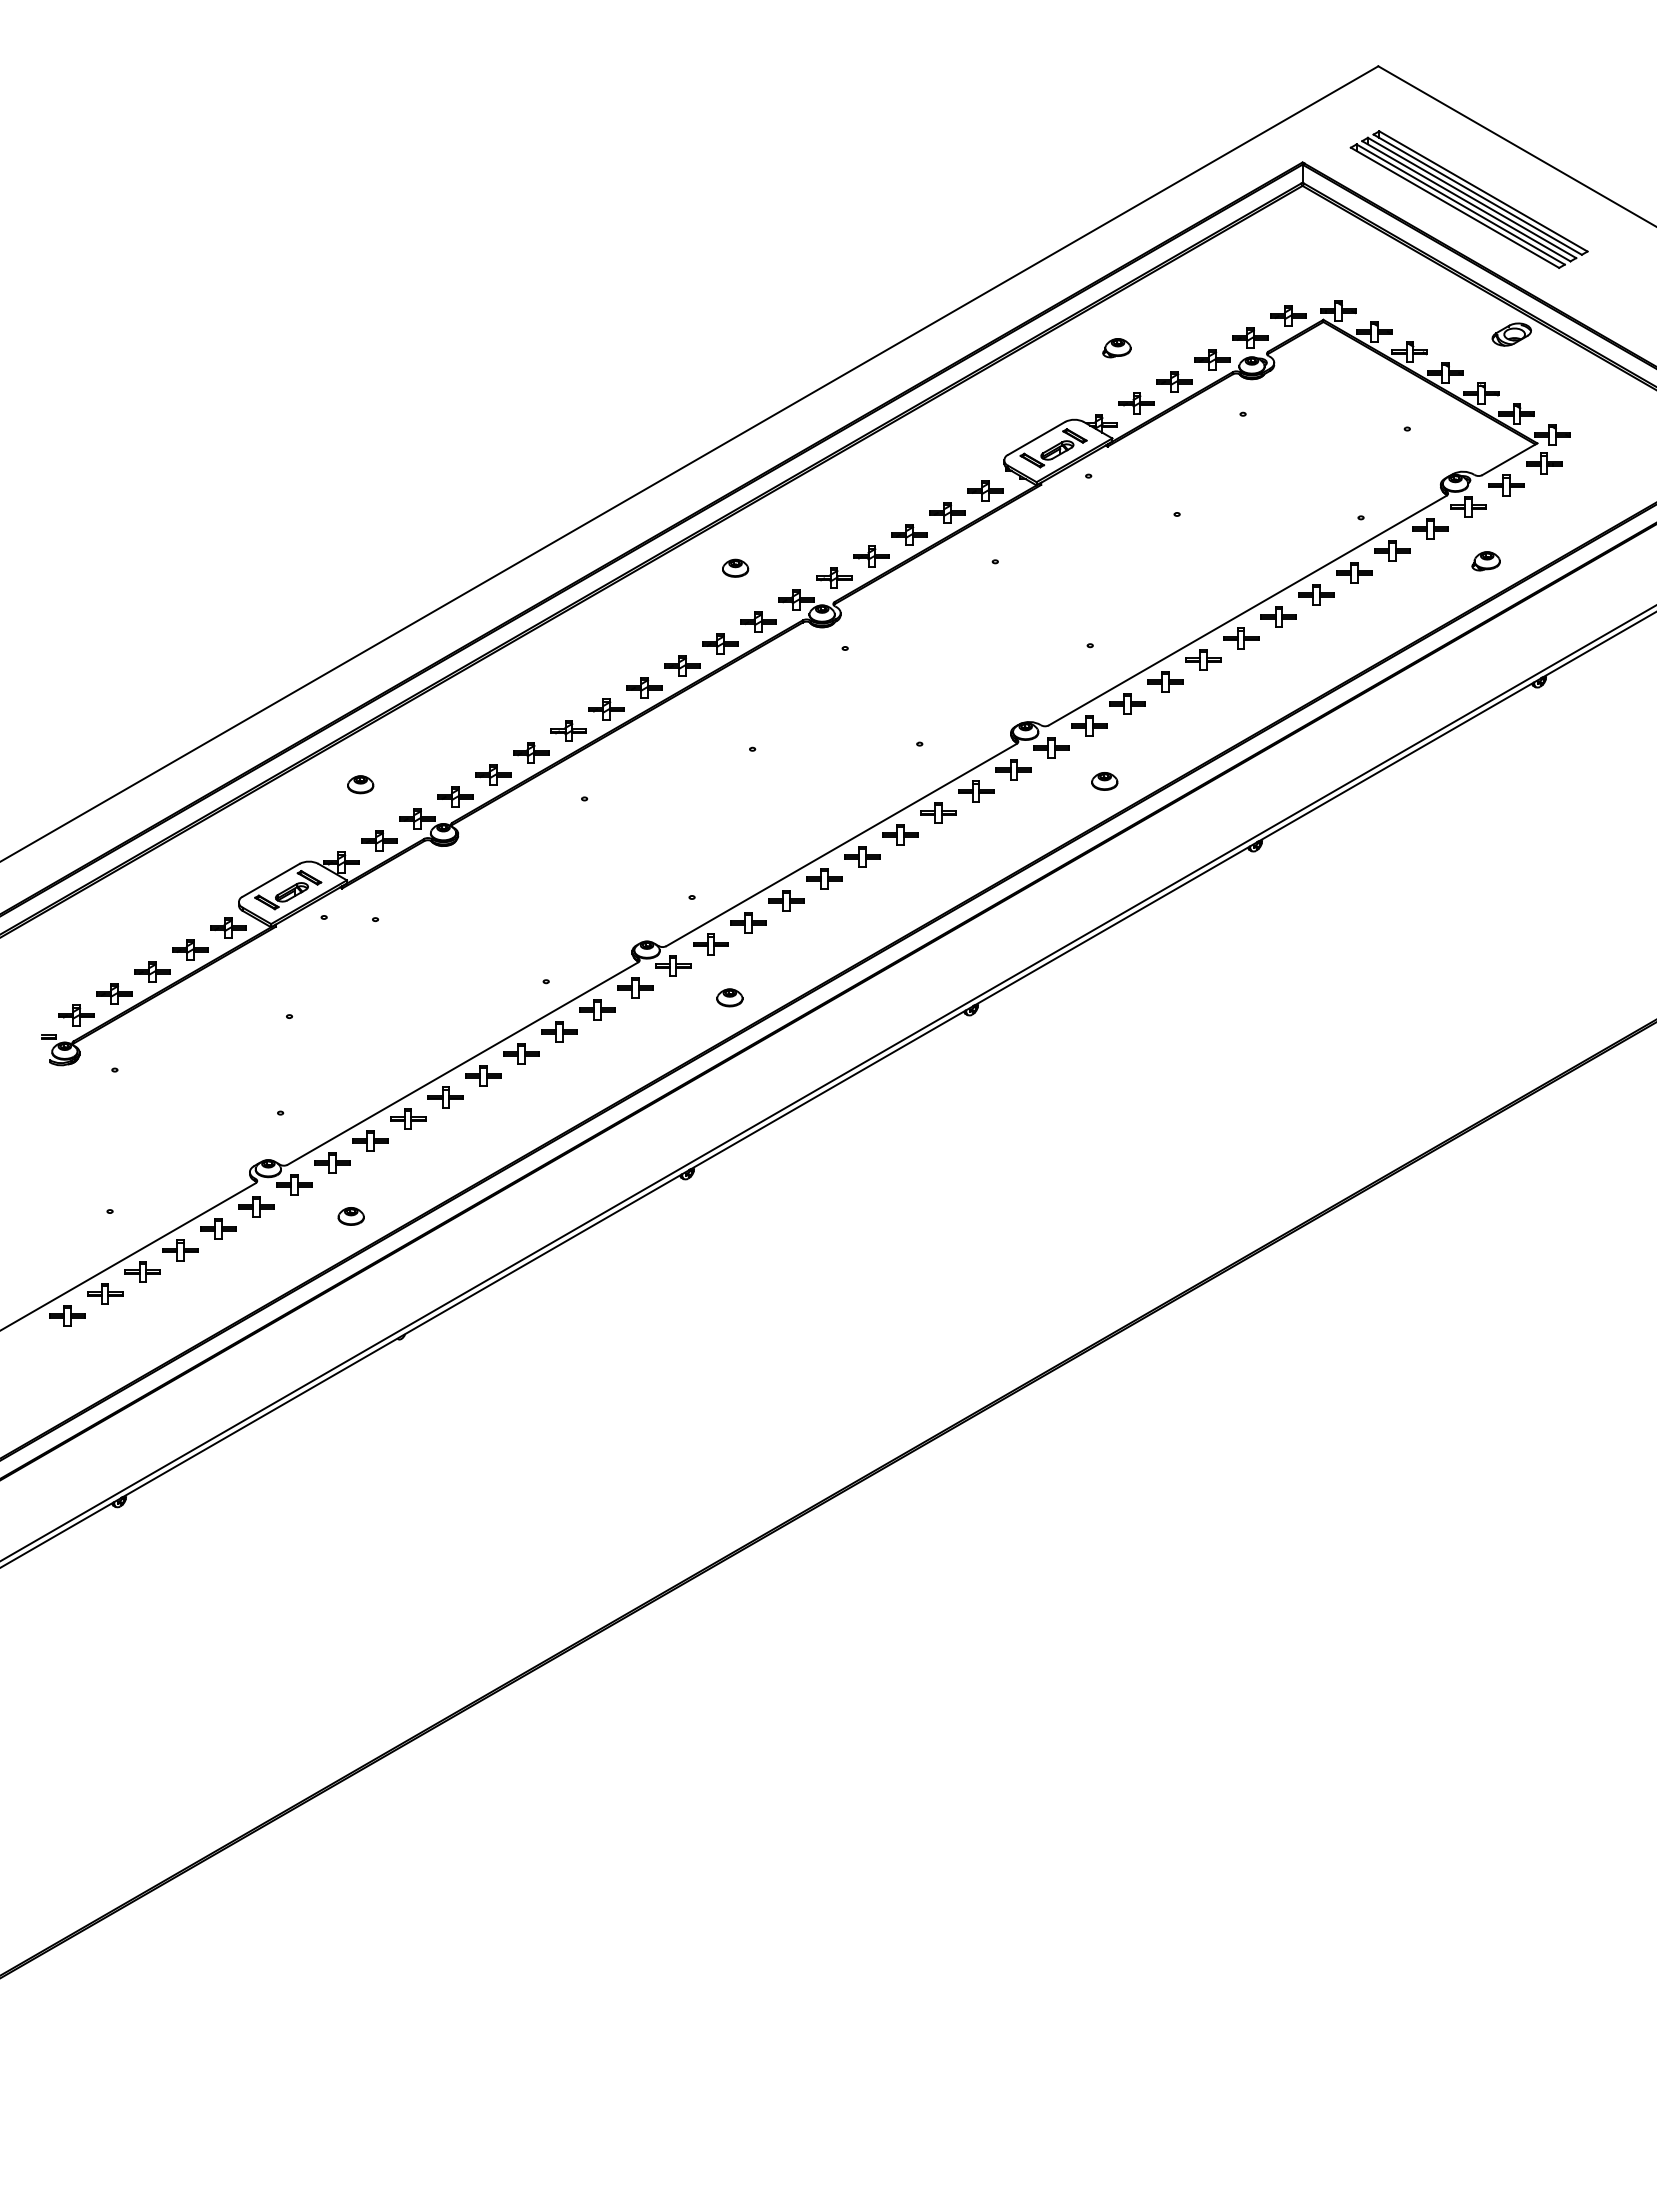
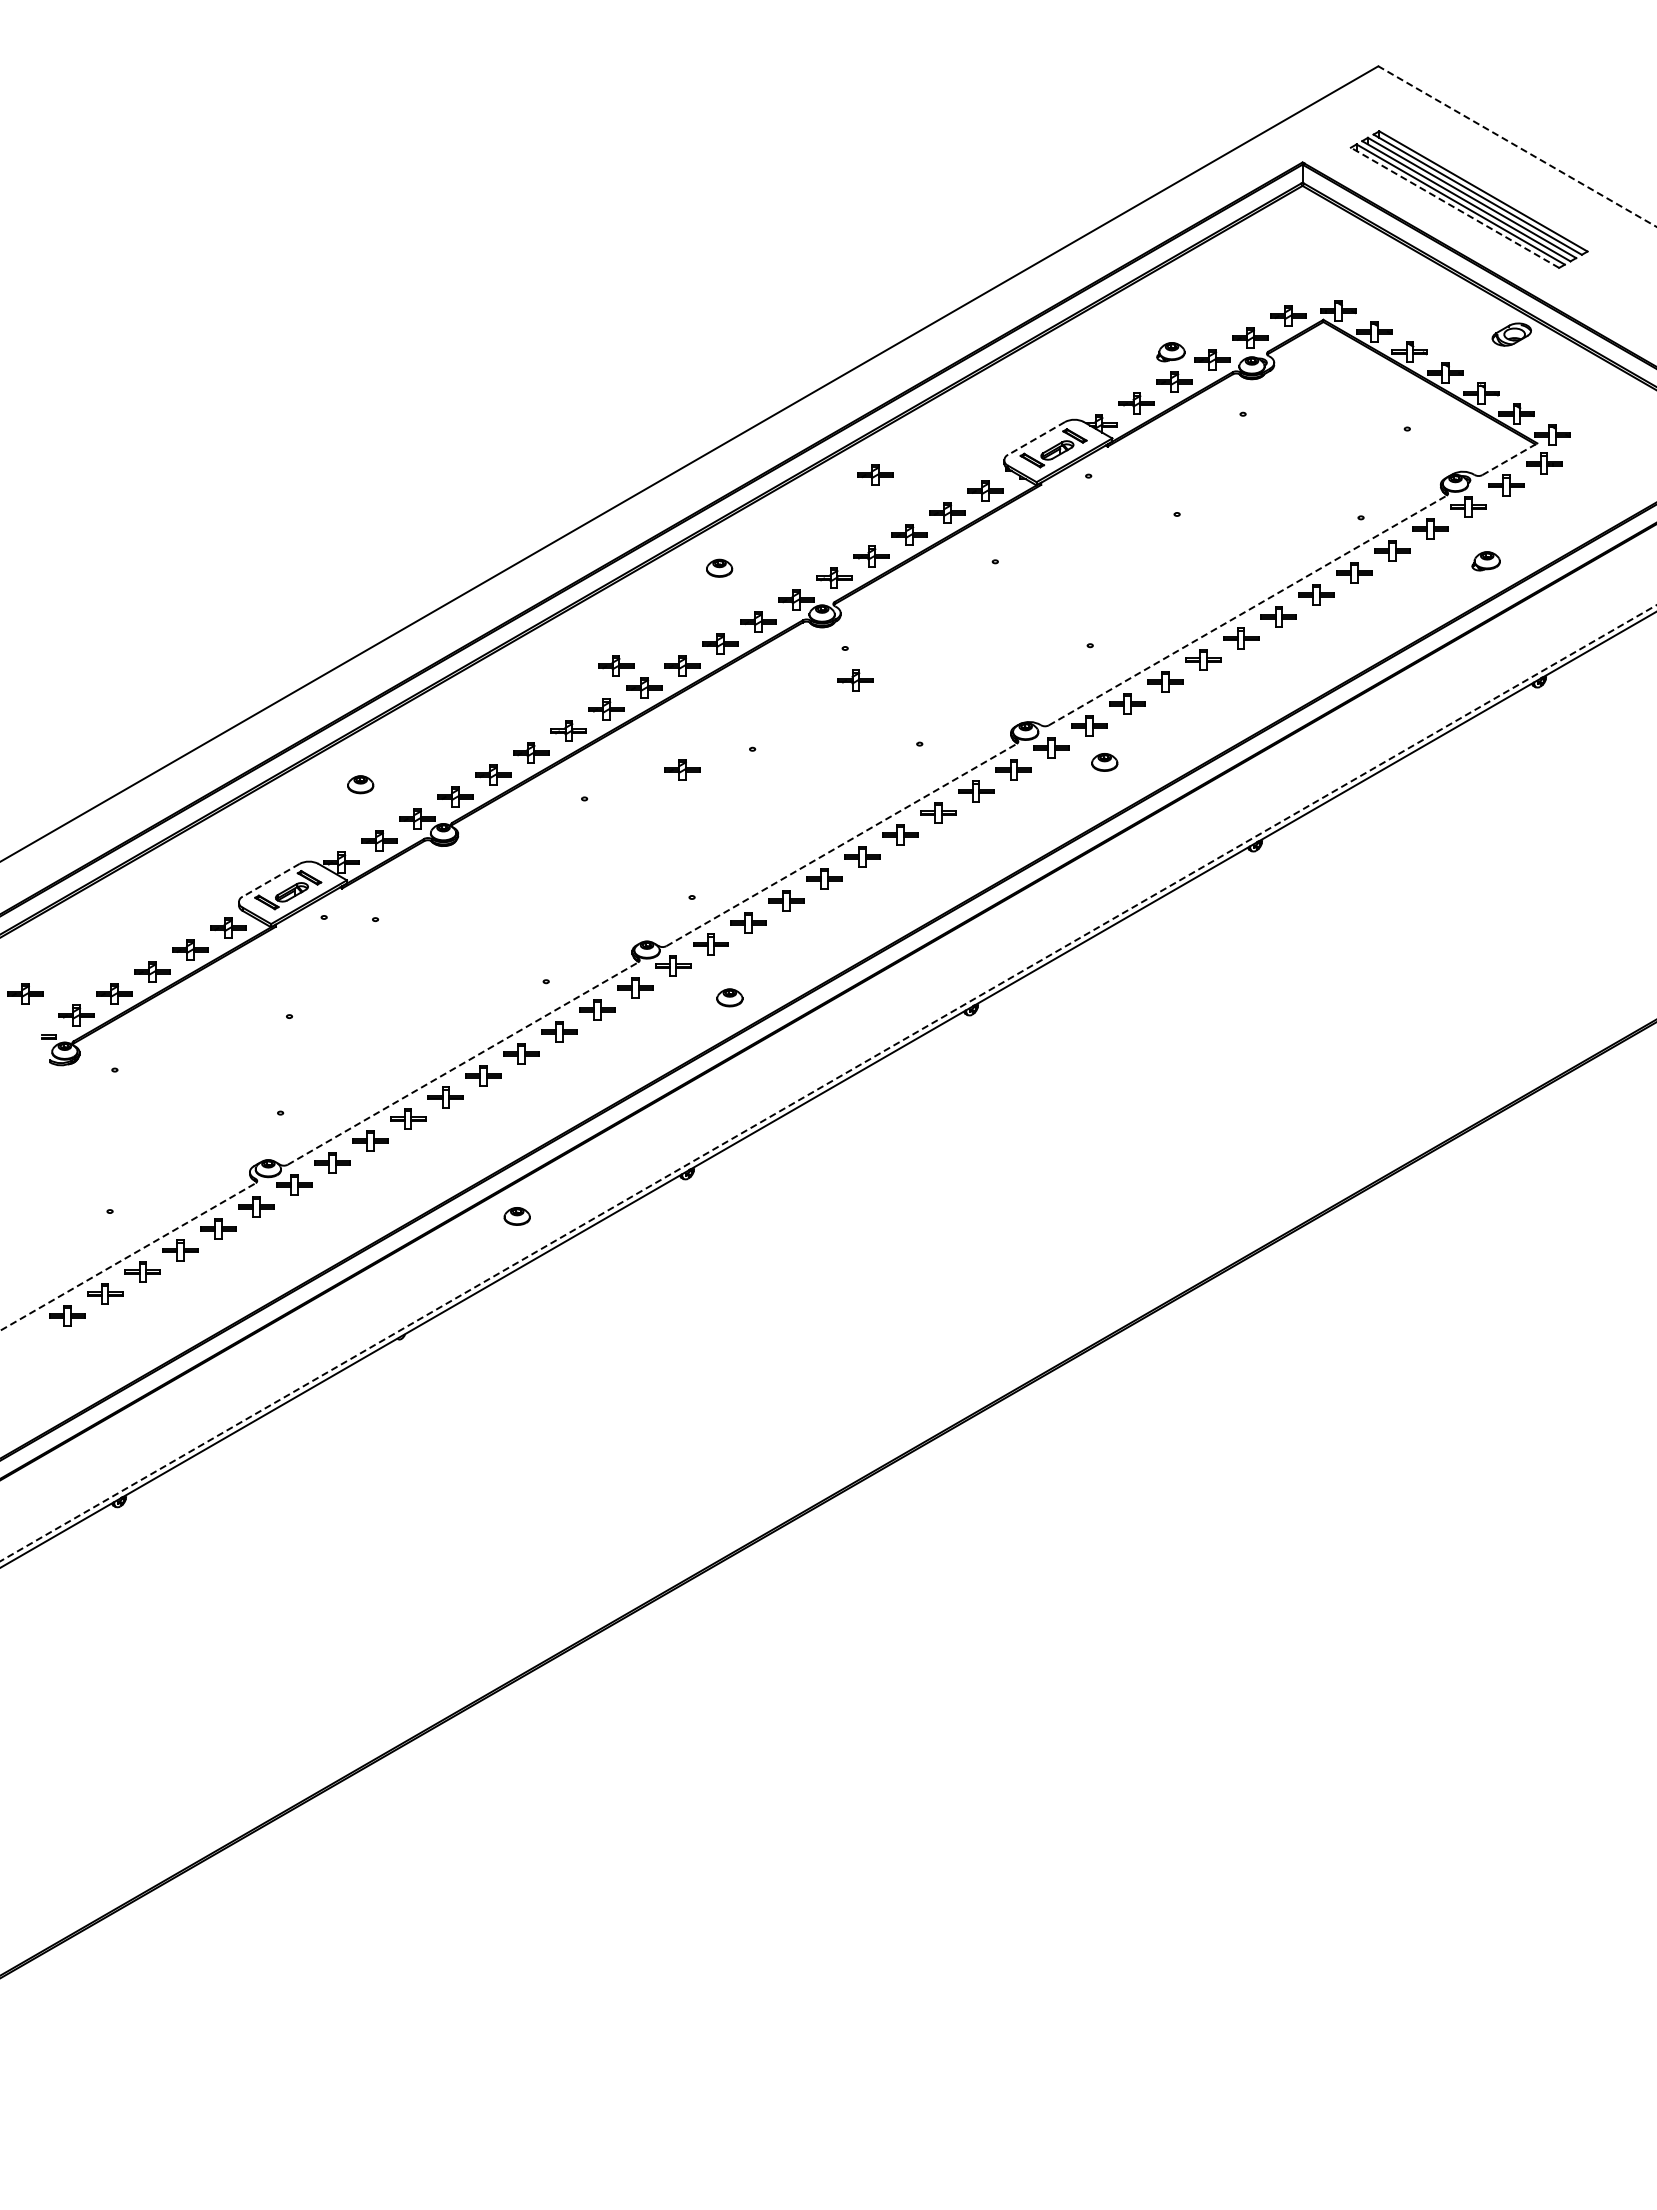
line: solid -> dashed (1516, 146)
line: solid -> dashed (1454, 207)
part position: (1116, 348) -> (1170, 352) (1170, 352)
line: solid -> dashed (1036, 438)
line: solid -> dashed (1509, 459)
part: none -> present (875, 474)
part position: (735, 567) -> (719, 567) (719, 567)
line: solid -> dashed (1247, 610)
part: none -> present (616, 665)
part: none -> present (855, 680)
part: none -> present (682, 769)
part position: (1104, 781) -> (1104, 762) (1104, 762)
line: solid -> dashed (842, 844)
line: solid -> dashed (271, 880)
part: none -> present (25, 993)
line: solid -> dashed (463, 1063)
line: solid -> dashed (829, 1082)
part position: (350, 1216) -> (516, 1216) (516, 1216)
line: solid -> dashed (128, 1256)
